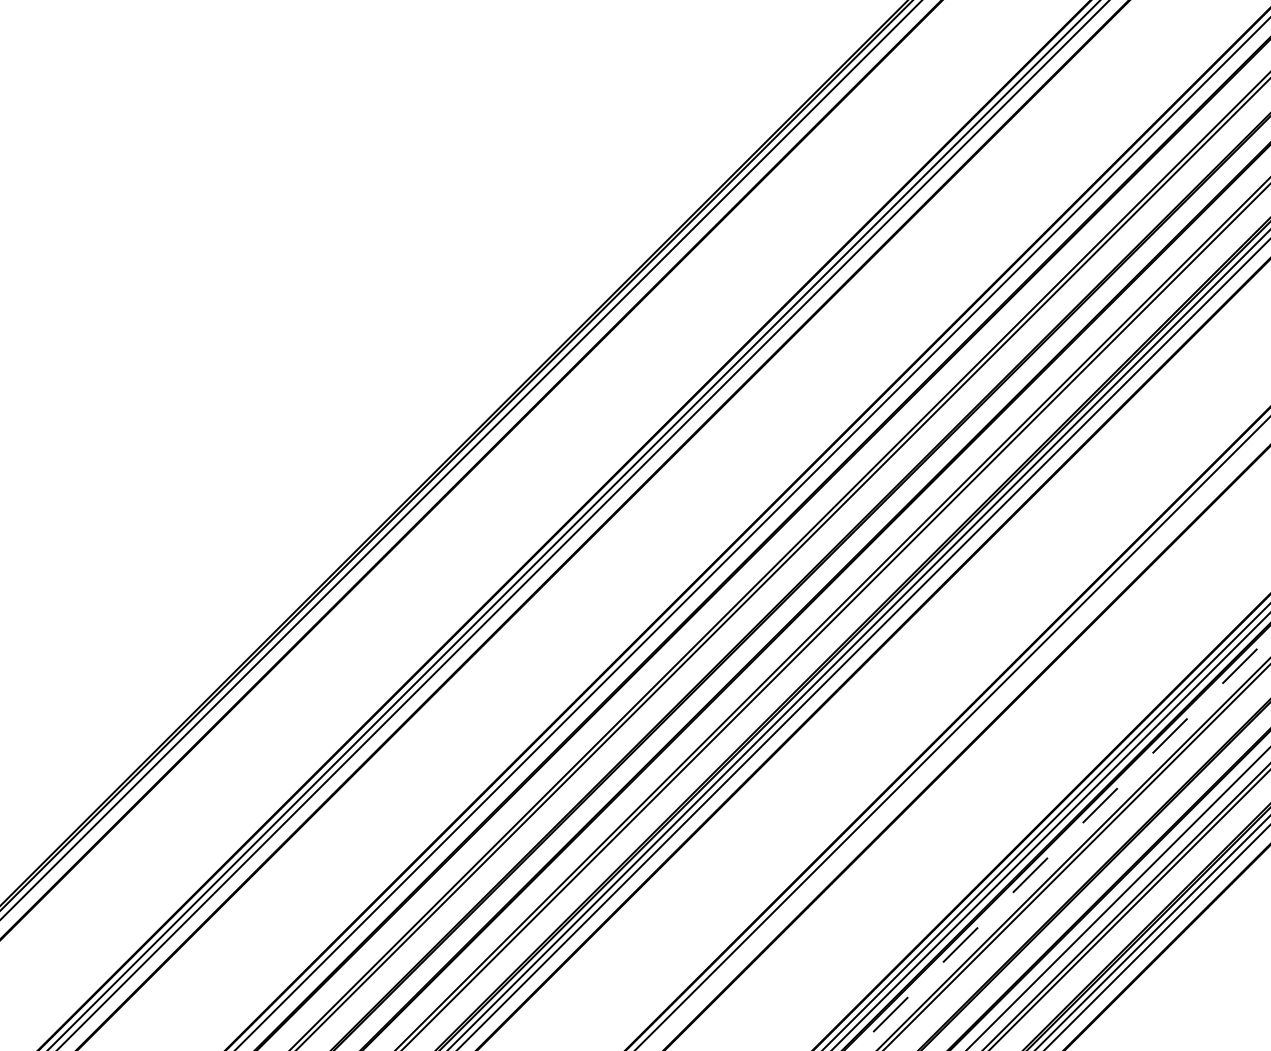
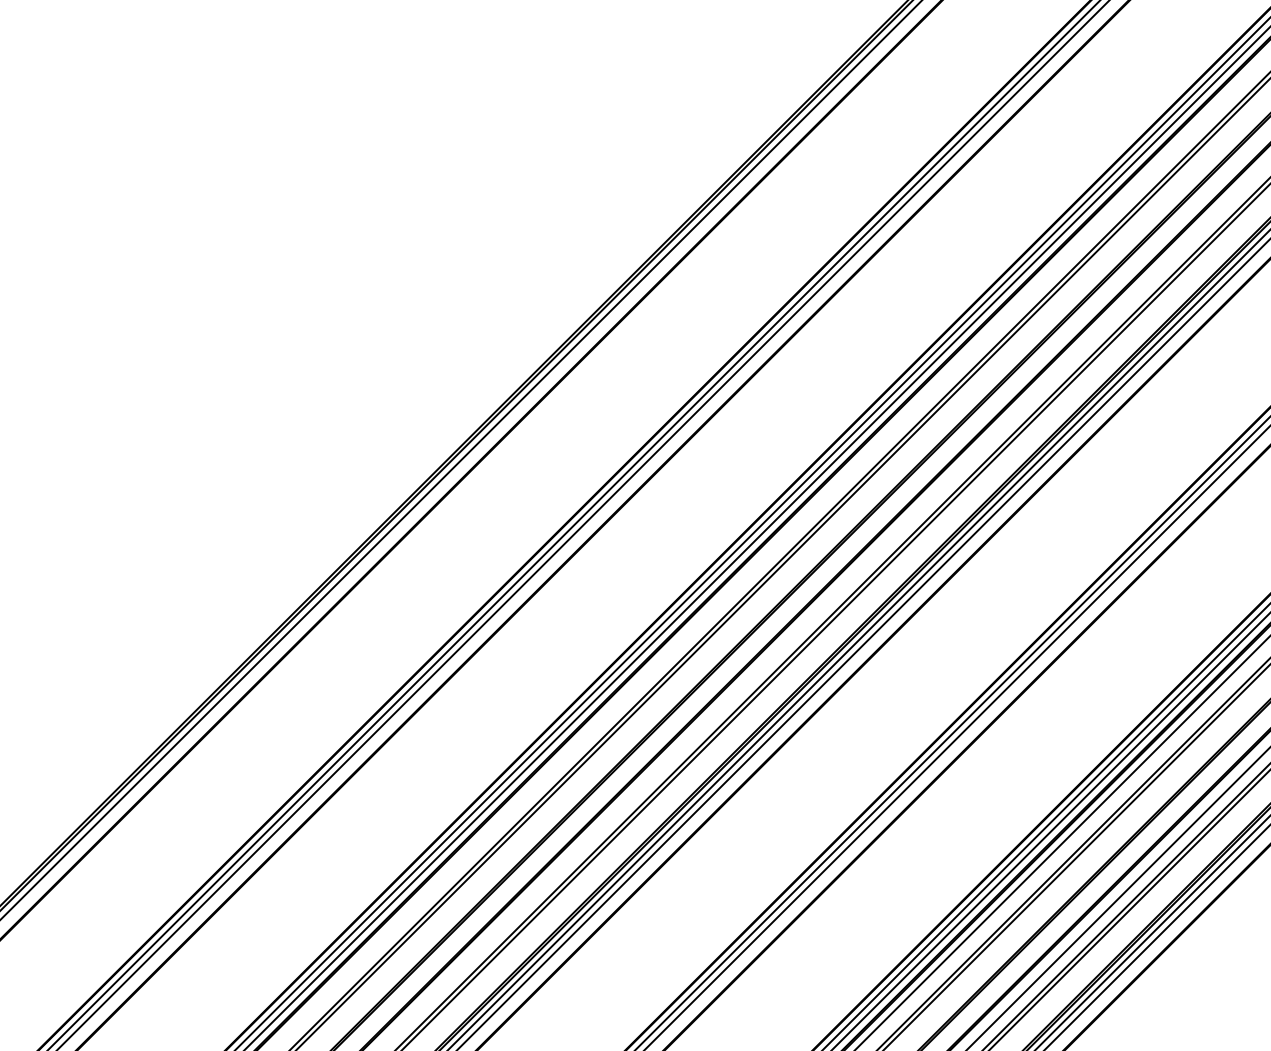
line: none -> present (757, 538)
line: none -> present (957, 737)
line: dashed -> solid (1062, 843)
